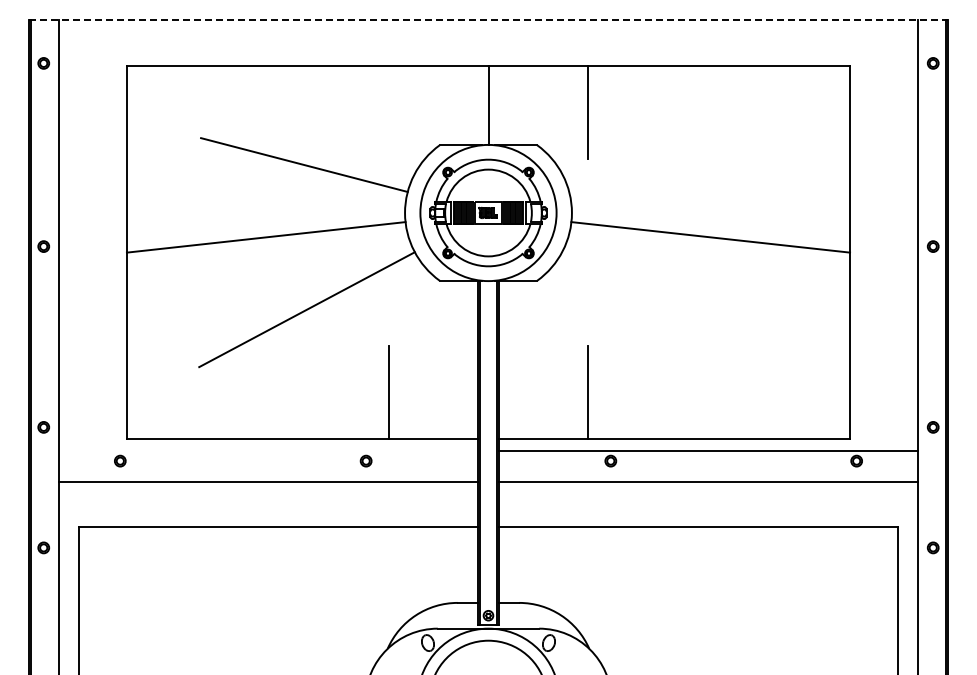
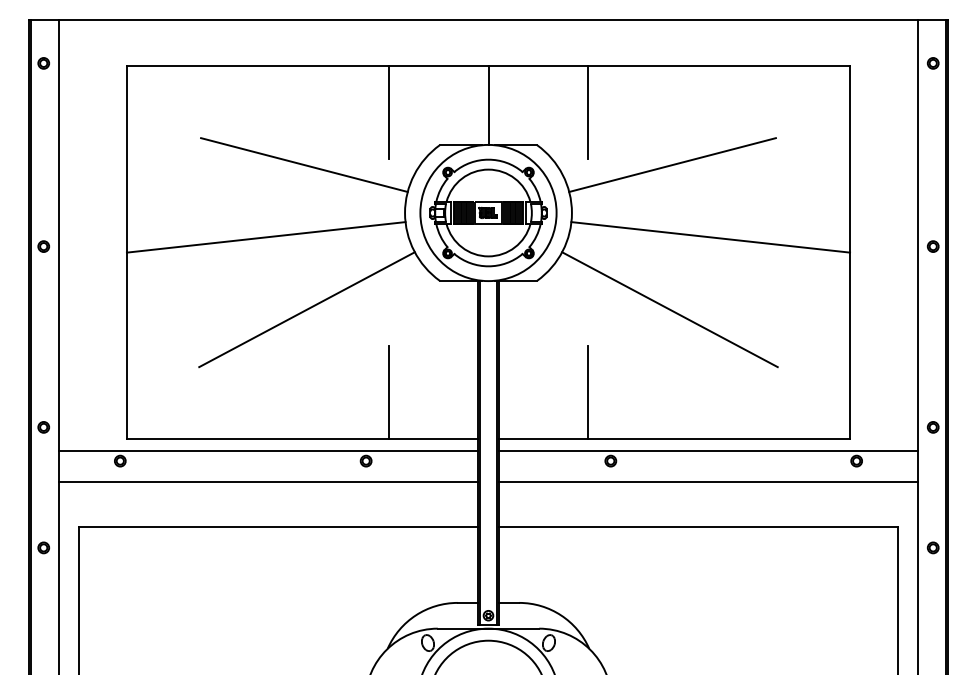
line: dashed -> solid (488, 20)
line: none -> present (389, 111)
line: none -> present (672, 164)
line: none -> present (669, 309)
line: none -> present (268, 451)
